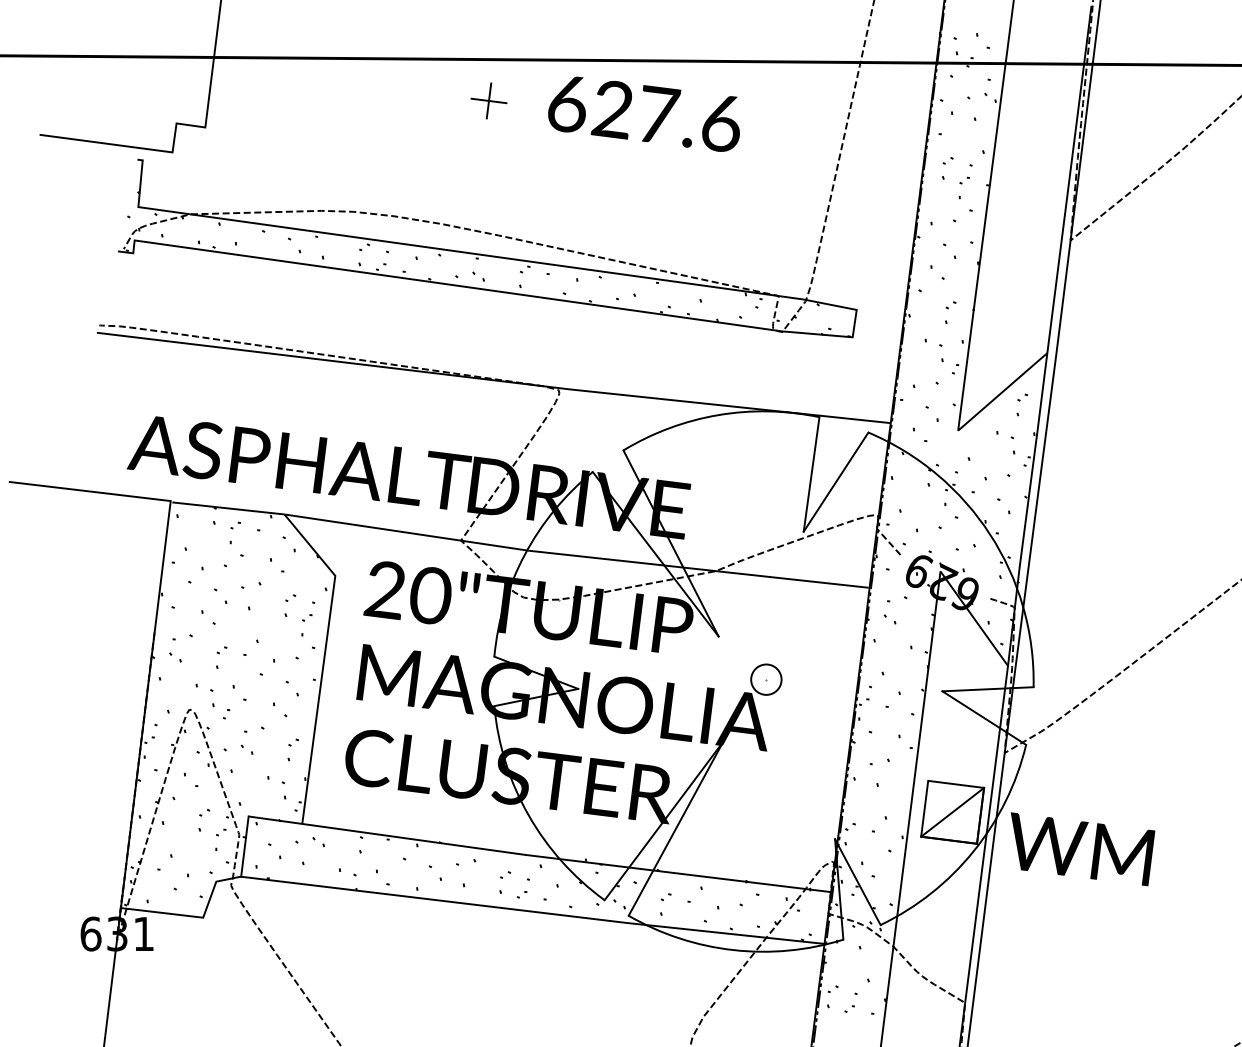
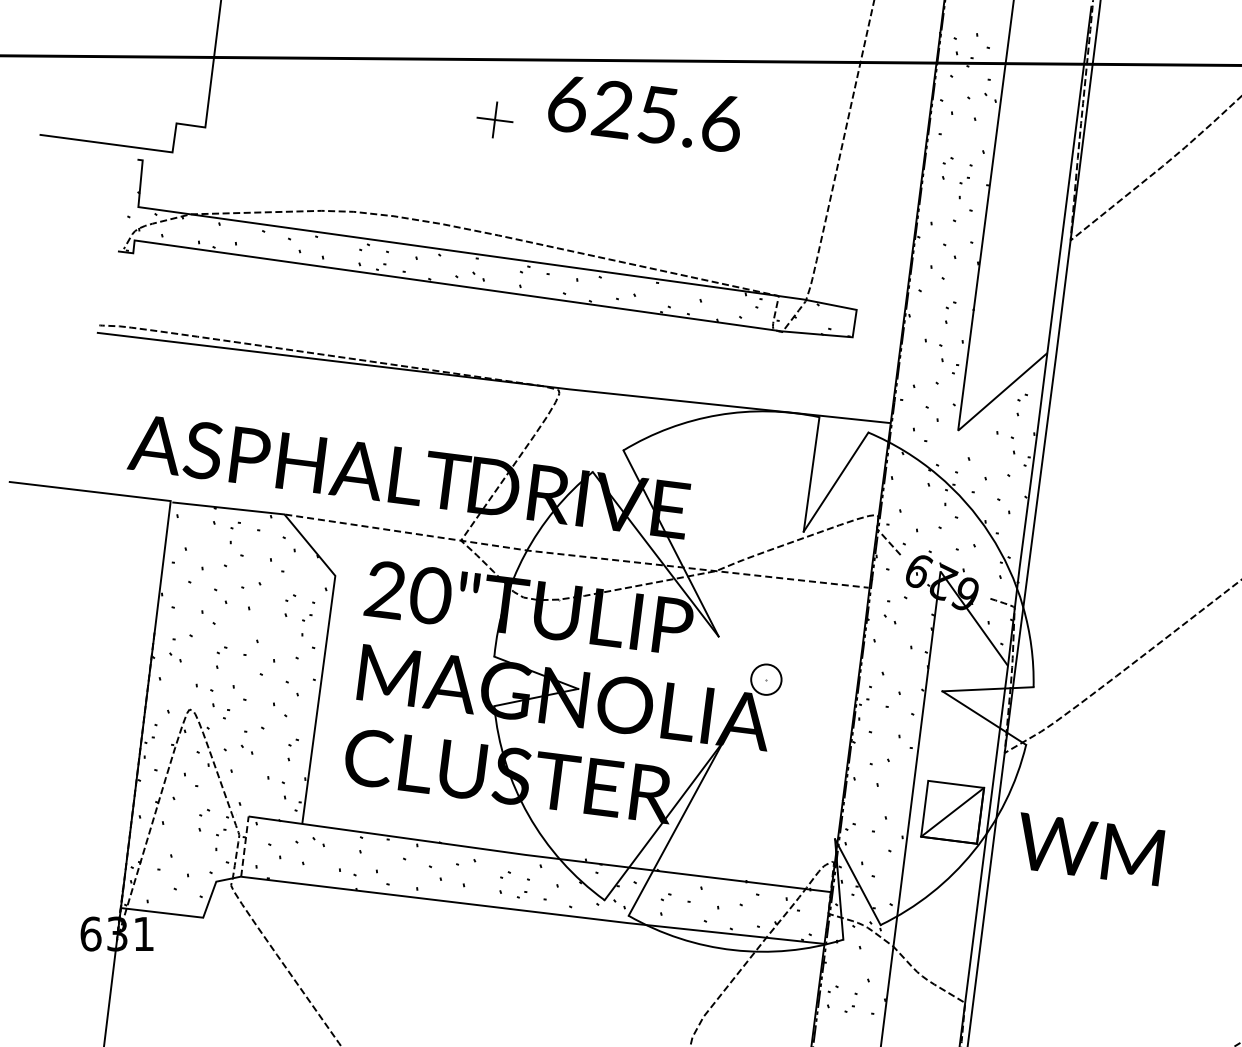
part position: (488, 100) -> (494, 119) (494, 119)
text: 627.6 -> 625.6 (659, 114)
line: solid -> dashed (575, 555)
line: solid -> dashed (244, 846)
text position: (1082, 849) -> (1092, 849) (1092, 849)
